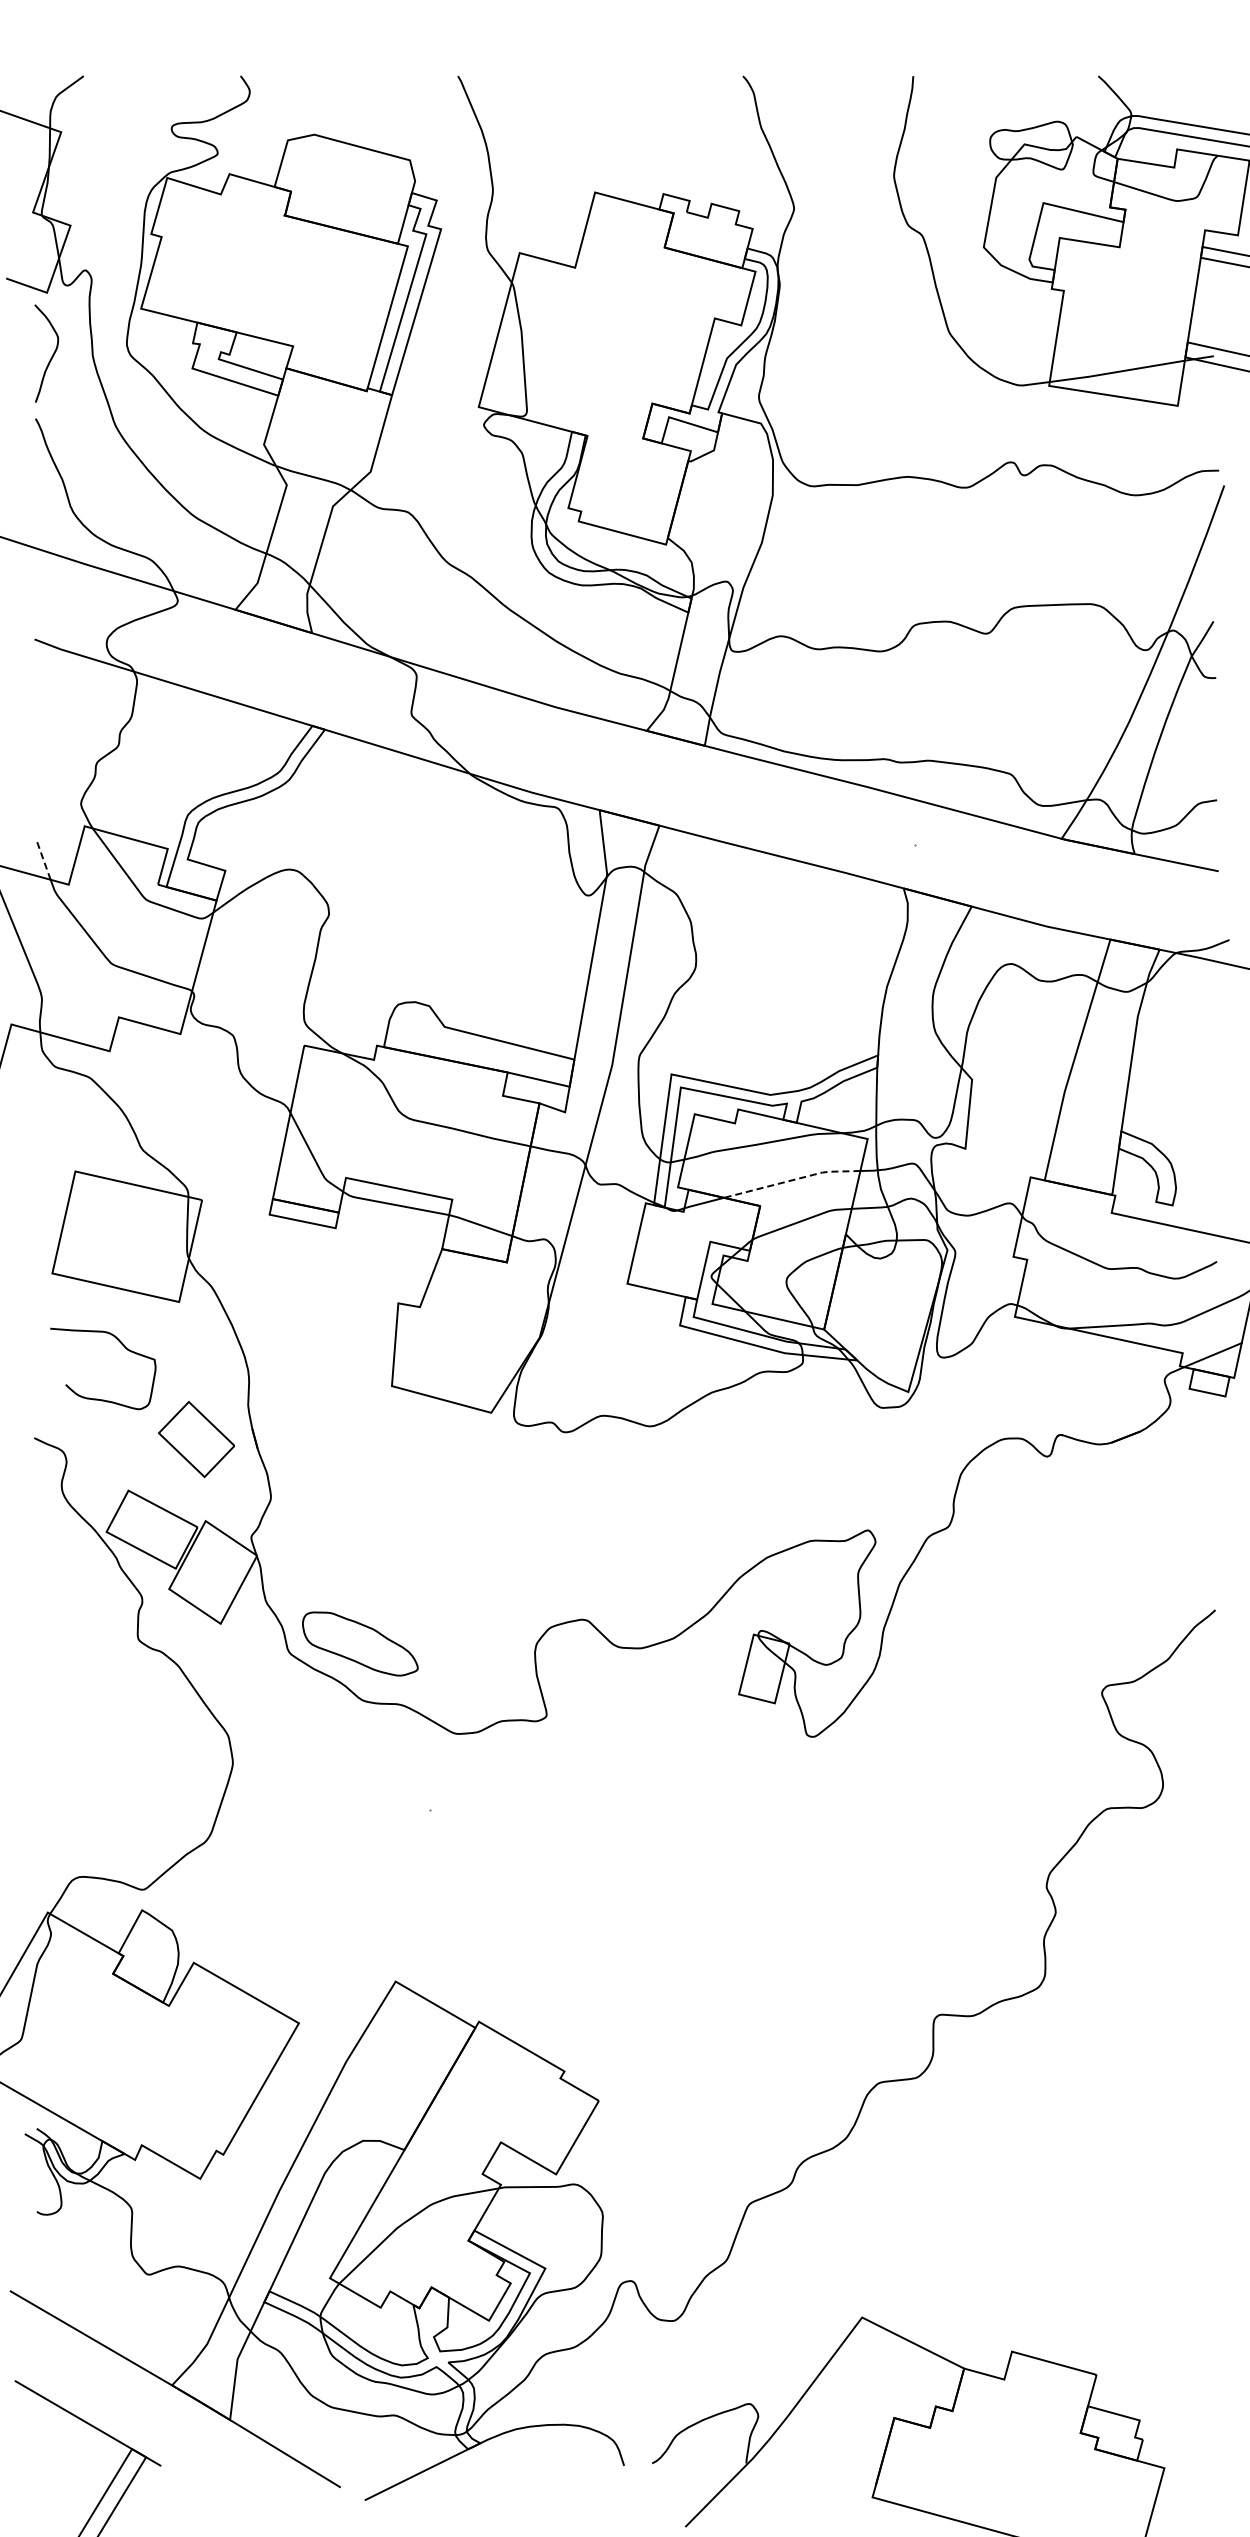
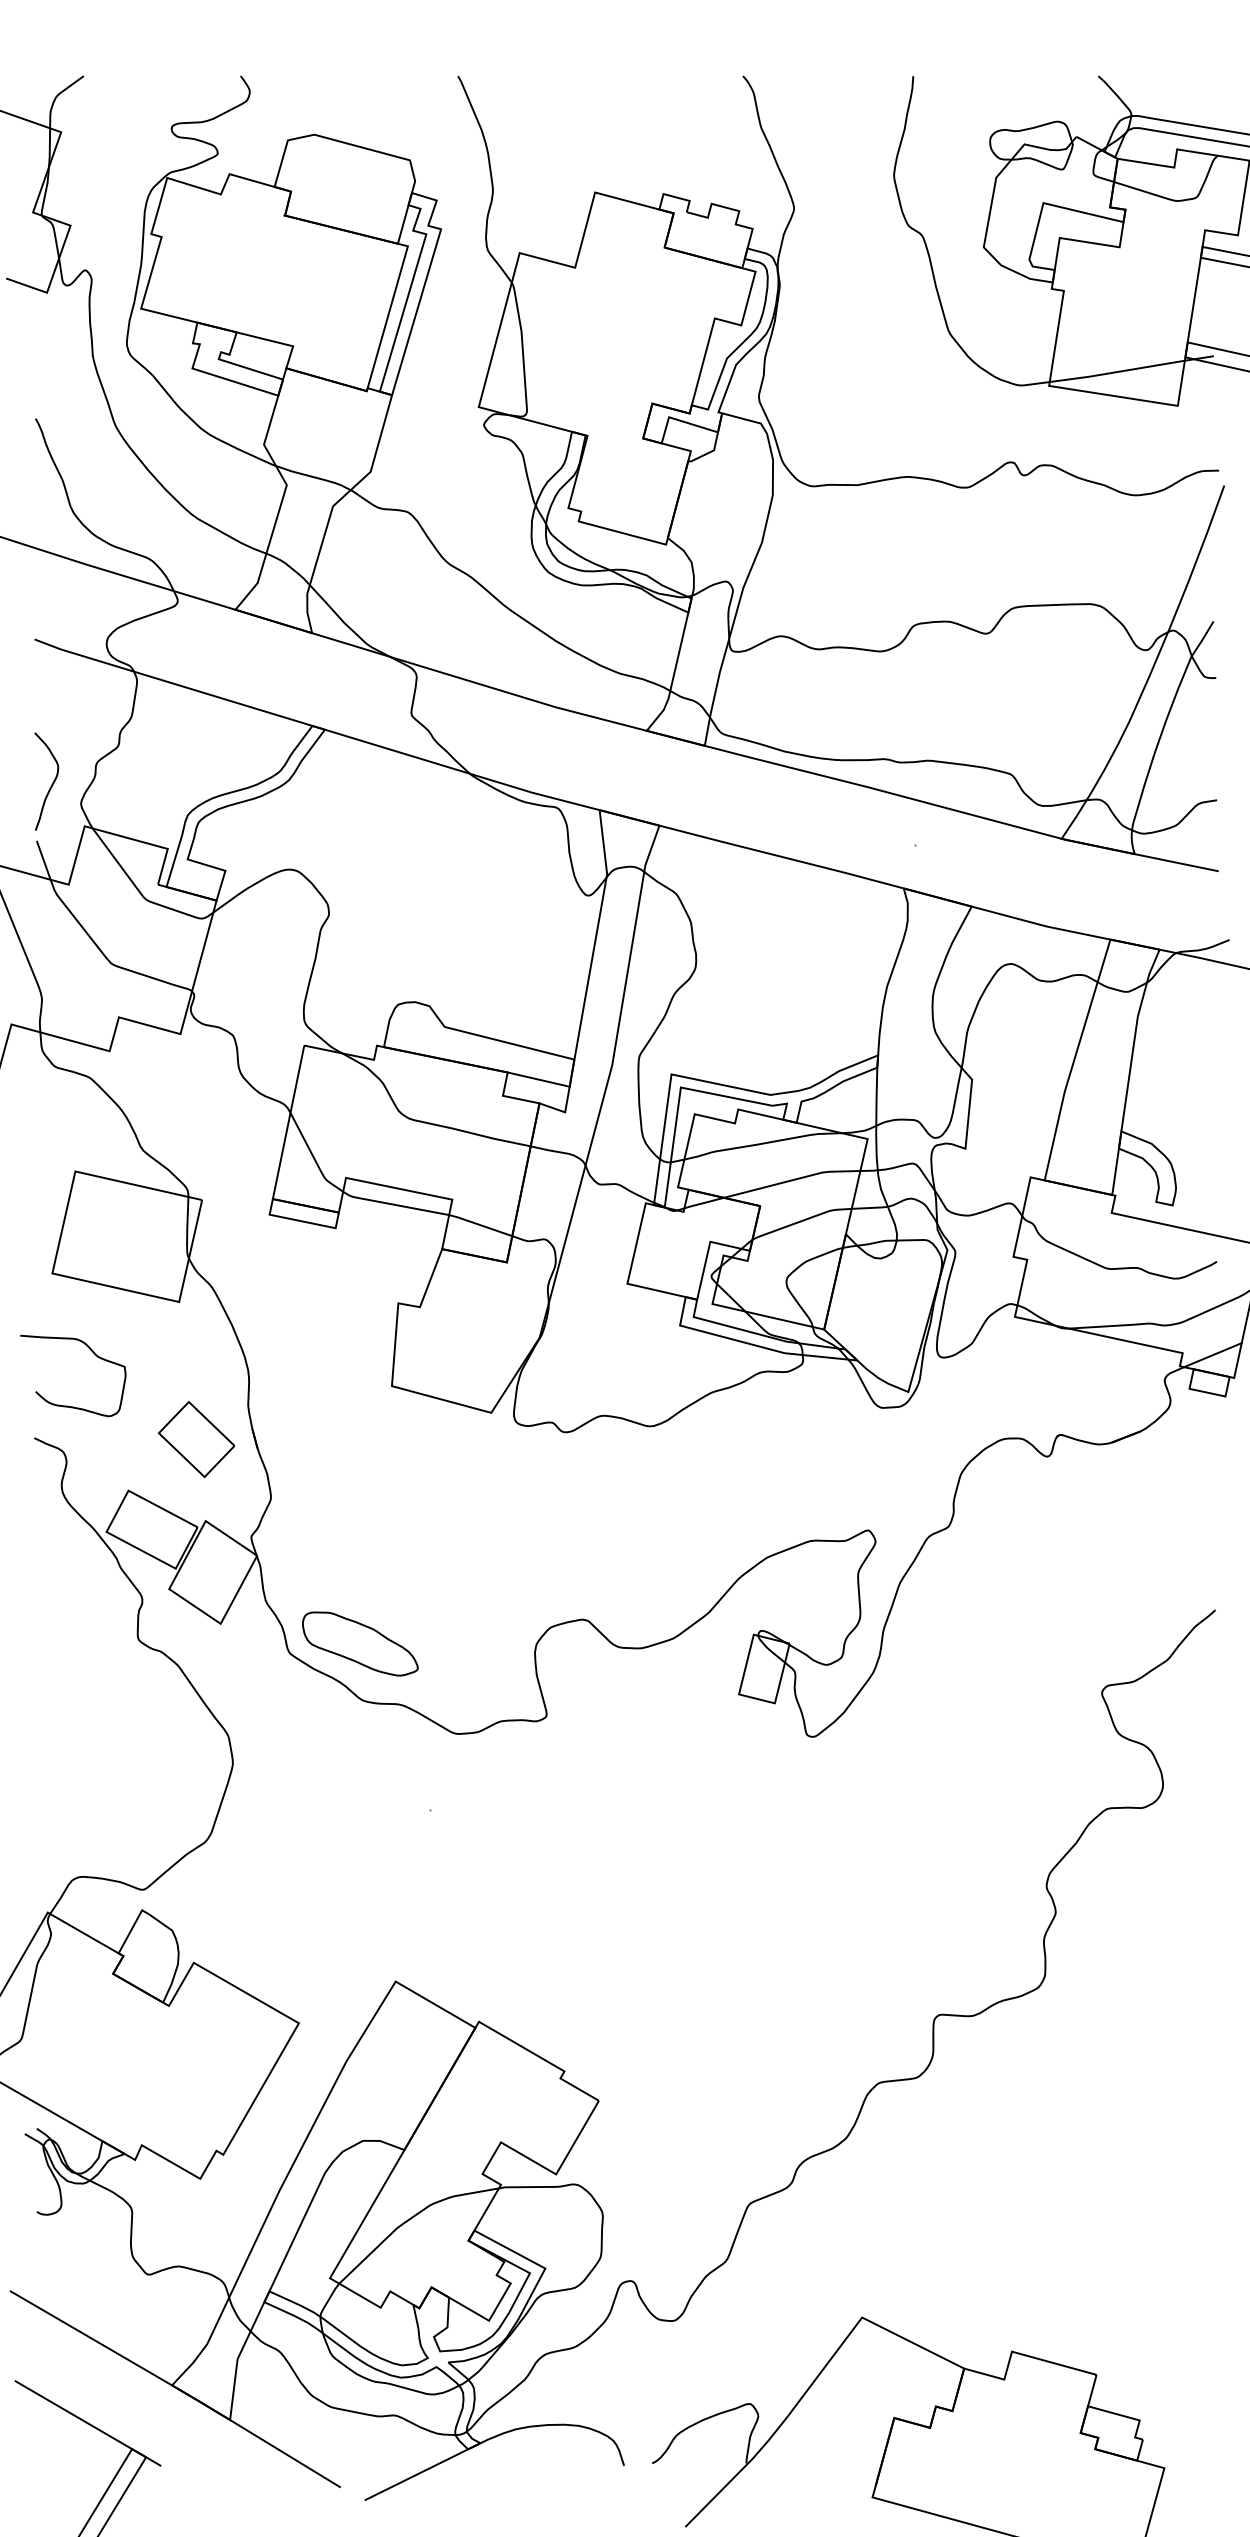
curve position: (51, 356) -> (51, 784) (51, 784)
line: dashed -> solid (43, 860)
line: dashed -> solid (792, 1180)
curve position: (124, 1347) -> (94, 1354) (94, 1354)
